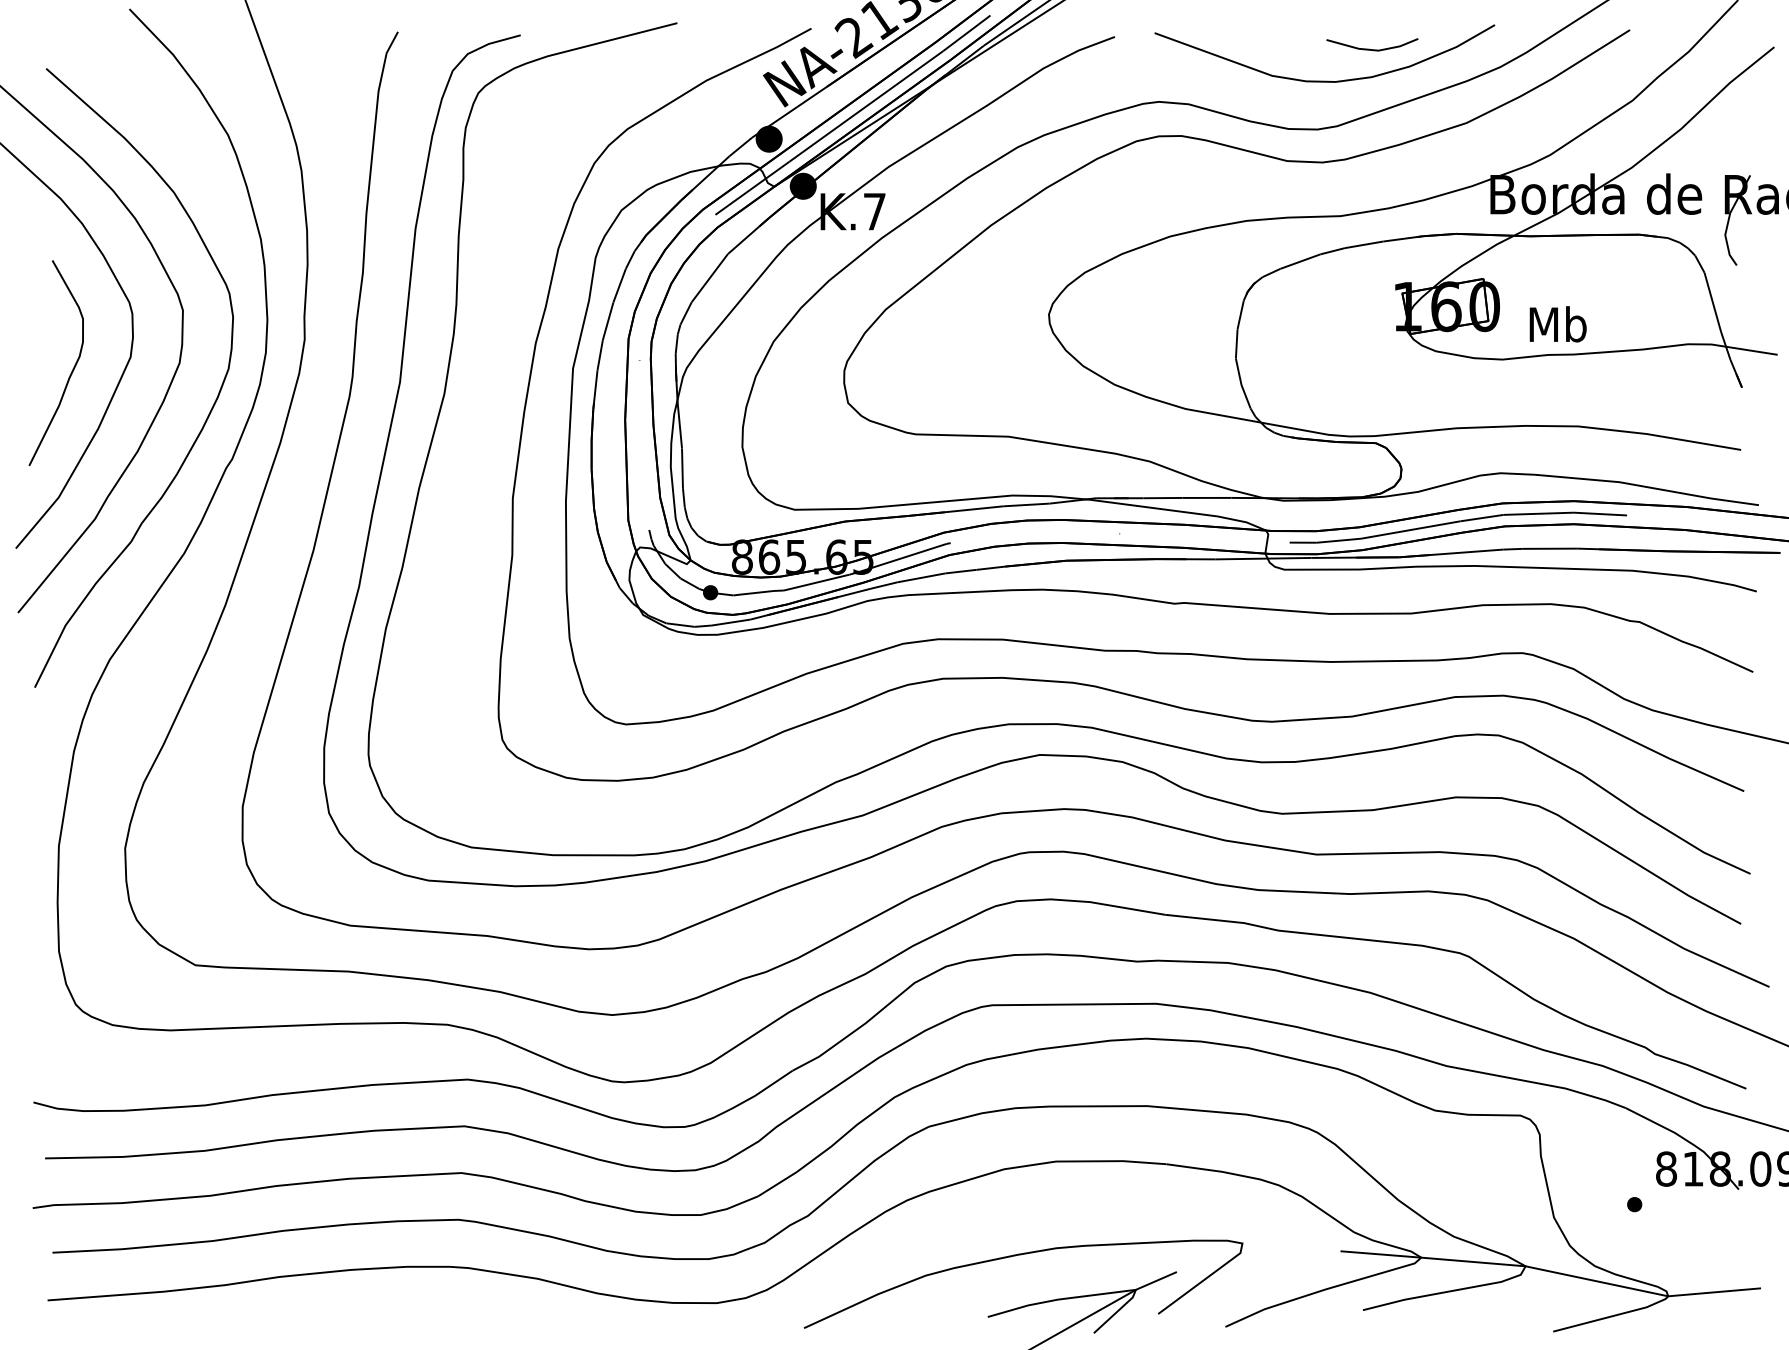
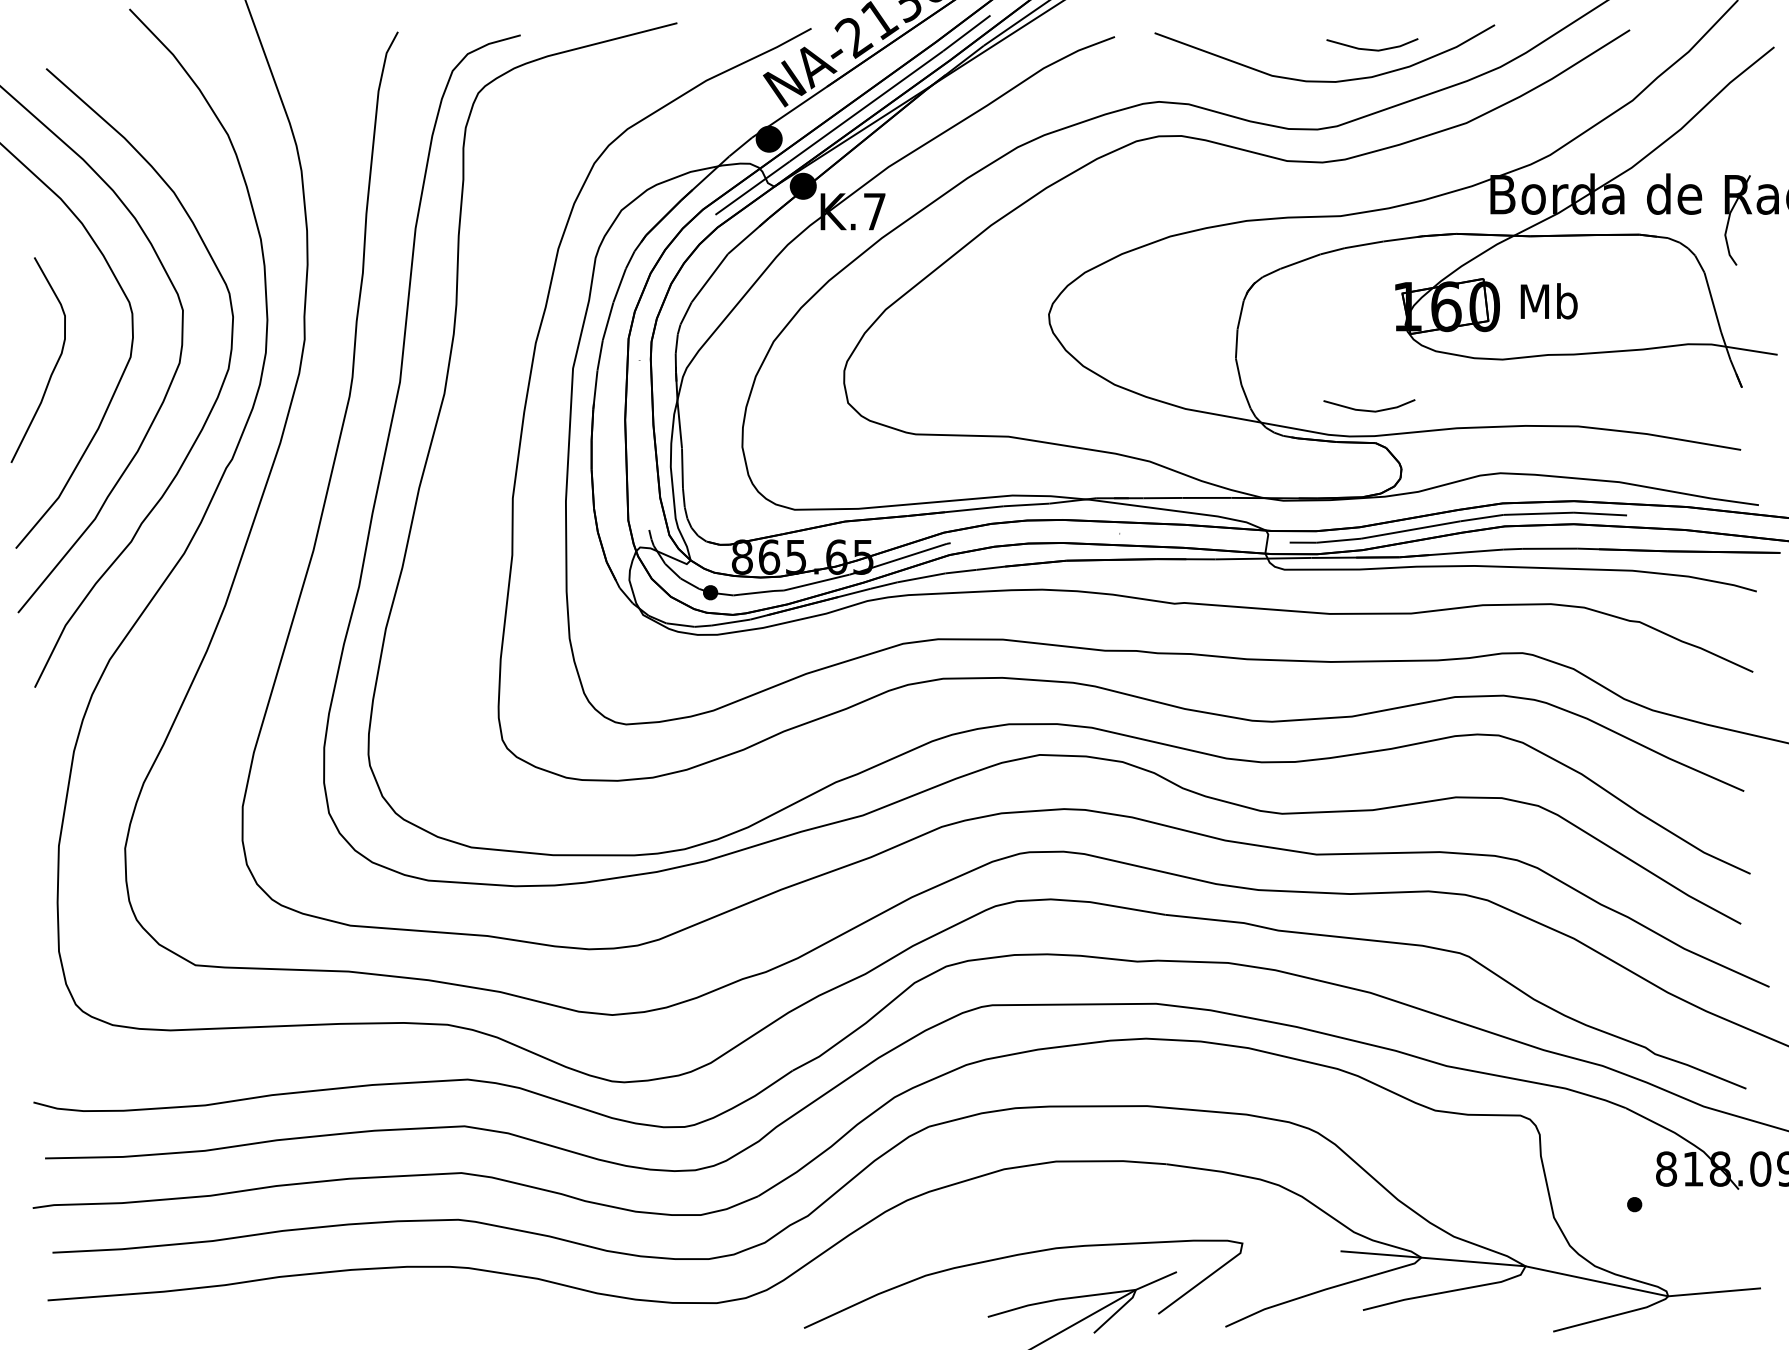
text position: (1557, 324) -> (1548, 301) (1548, 301)
curve position: (71, 371) -> (53, 368) (53, 368)
line: none -> present (1366, 409)
